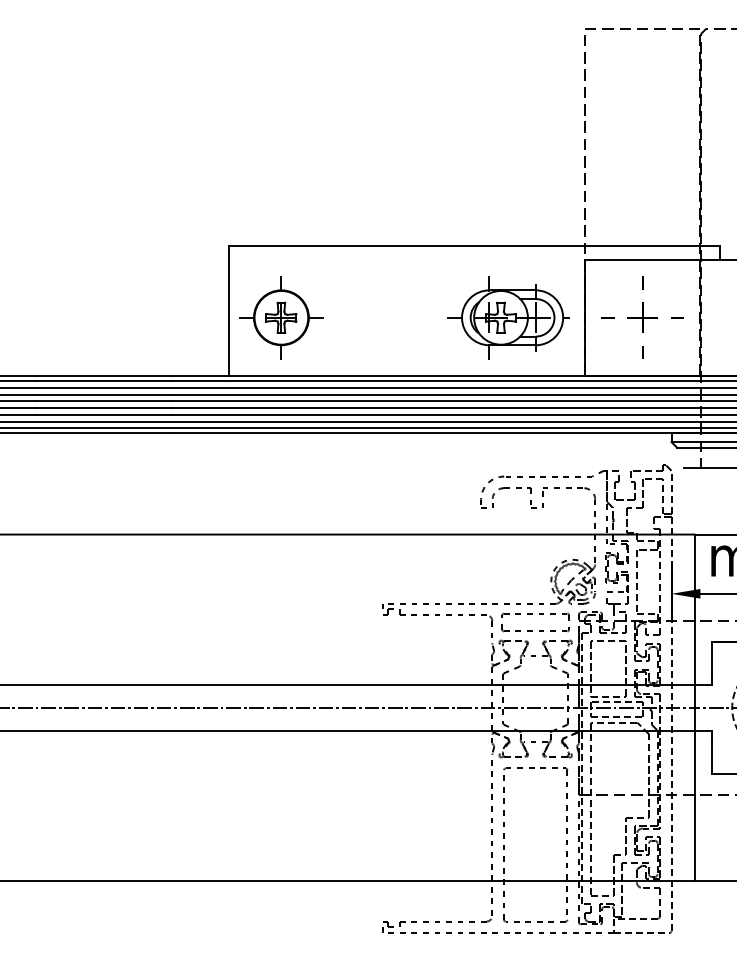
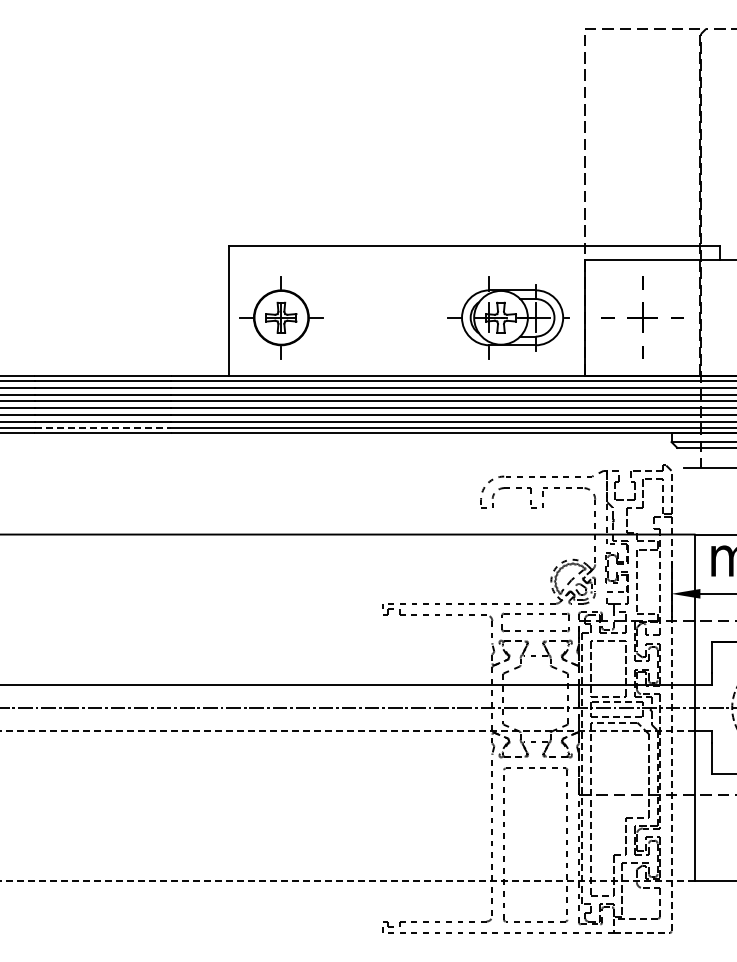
line: solid -> dashed (103, 427)
line: solid -> dashed (347, 731)
line: solid -> dashed (347, 881)
